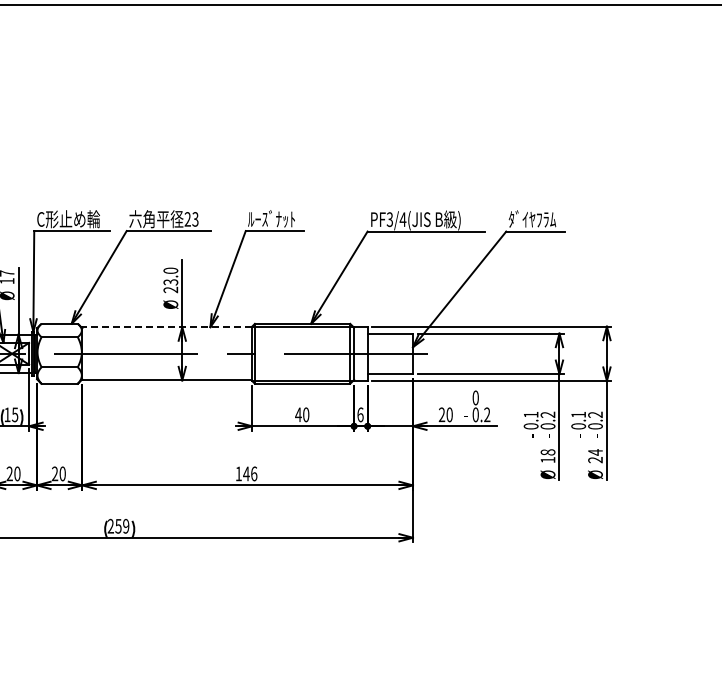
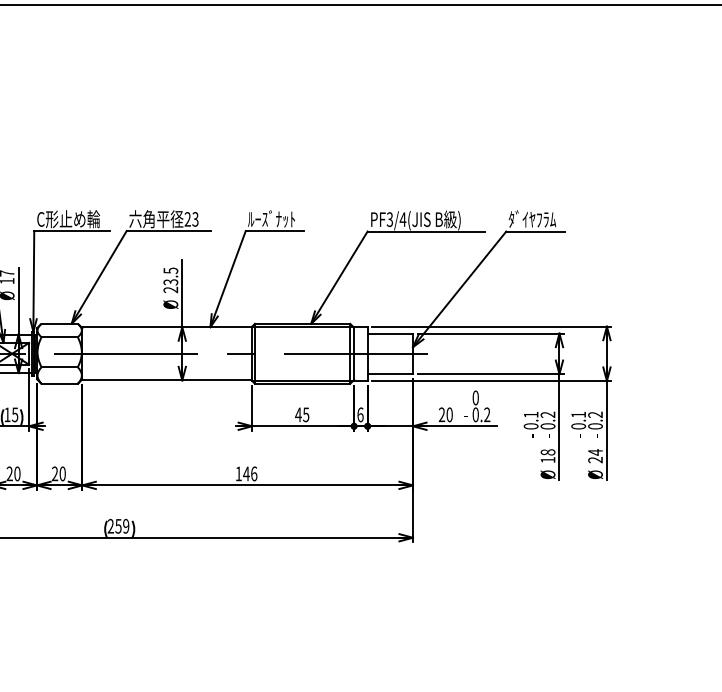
text: 23.0 -> 23.5 (170, 270)
line: dashed -> solid (167, 327)
text: 40 -> 45 (306, 414)
